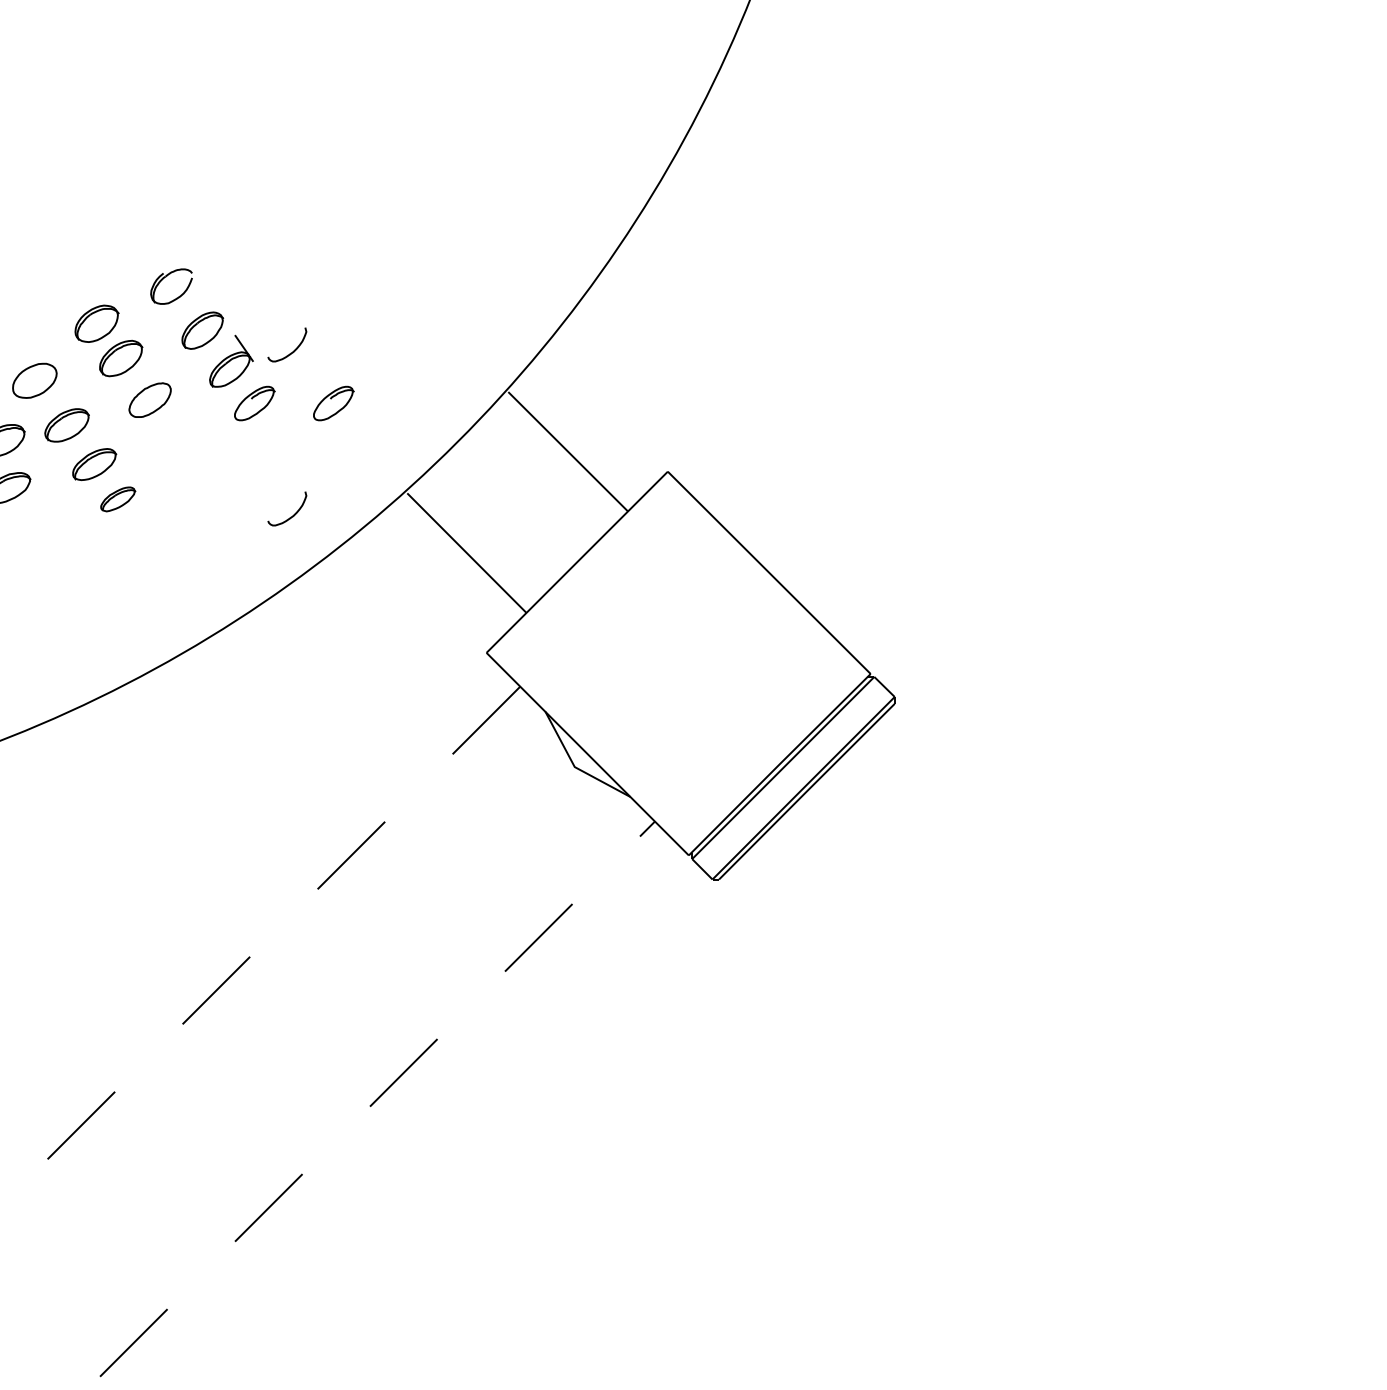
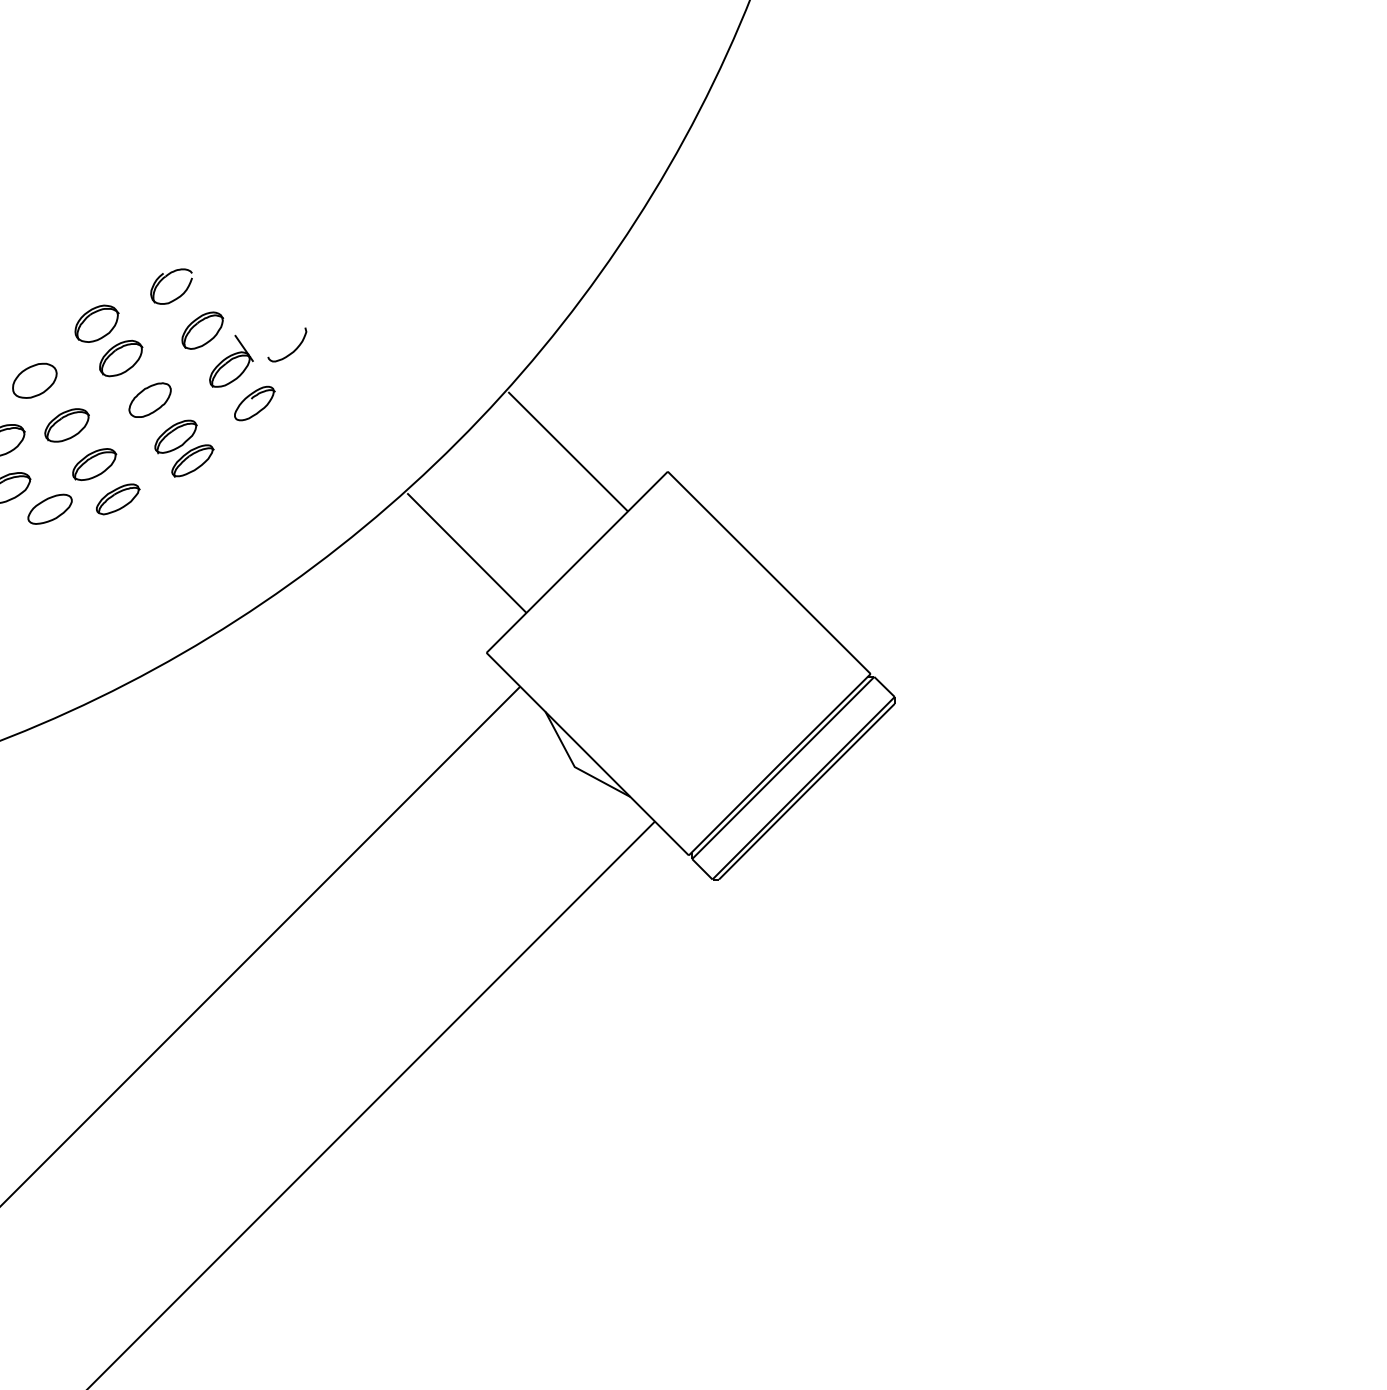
part: present -> none (333, 403)
part: none -> present (184, 448)
part size: 37x27 px -> 45x33 px (118, 499)
part: none -> present (49, 508)
curve: present -> none (293, 514)
line: dashed -> solid (260, 946)
line: dashed -> solid (371, 1105)
